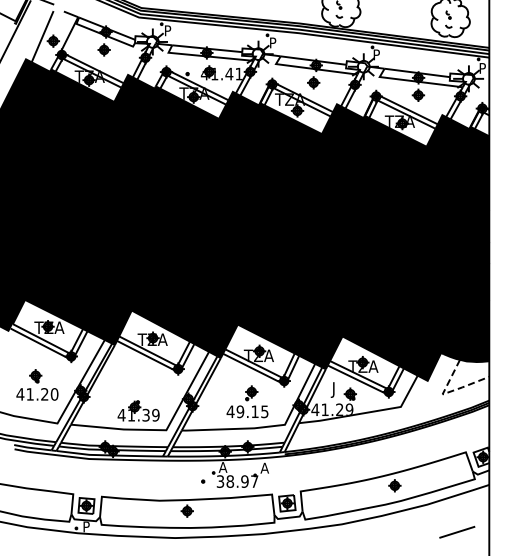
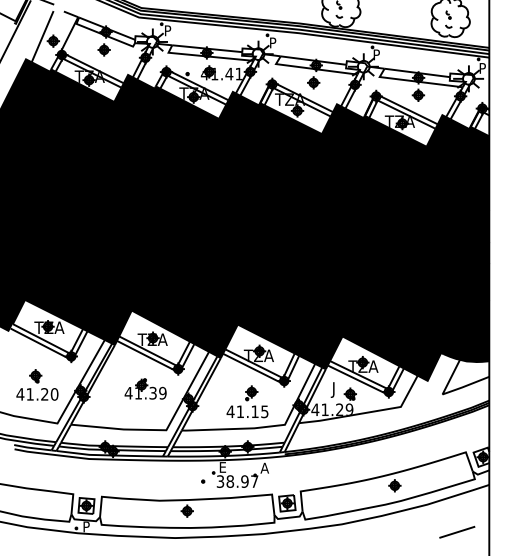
line: dashed -> solid (448, 392)
part position: (138, 410) -> (145, 388) (145, 388)
text: 49.15 -> 41.15 (240, 411)
text: A -> E (222, 467)
